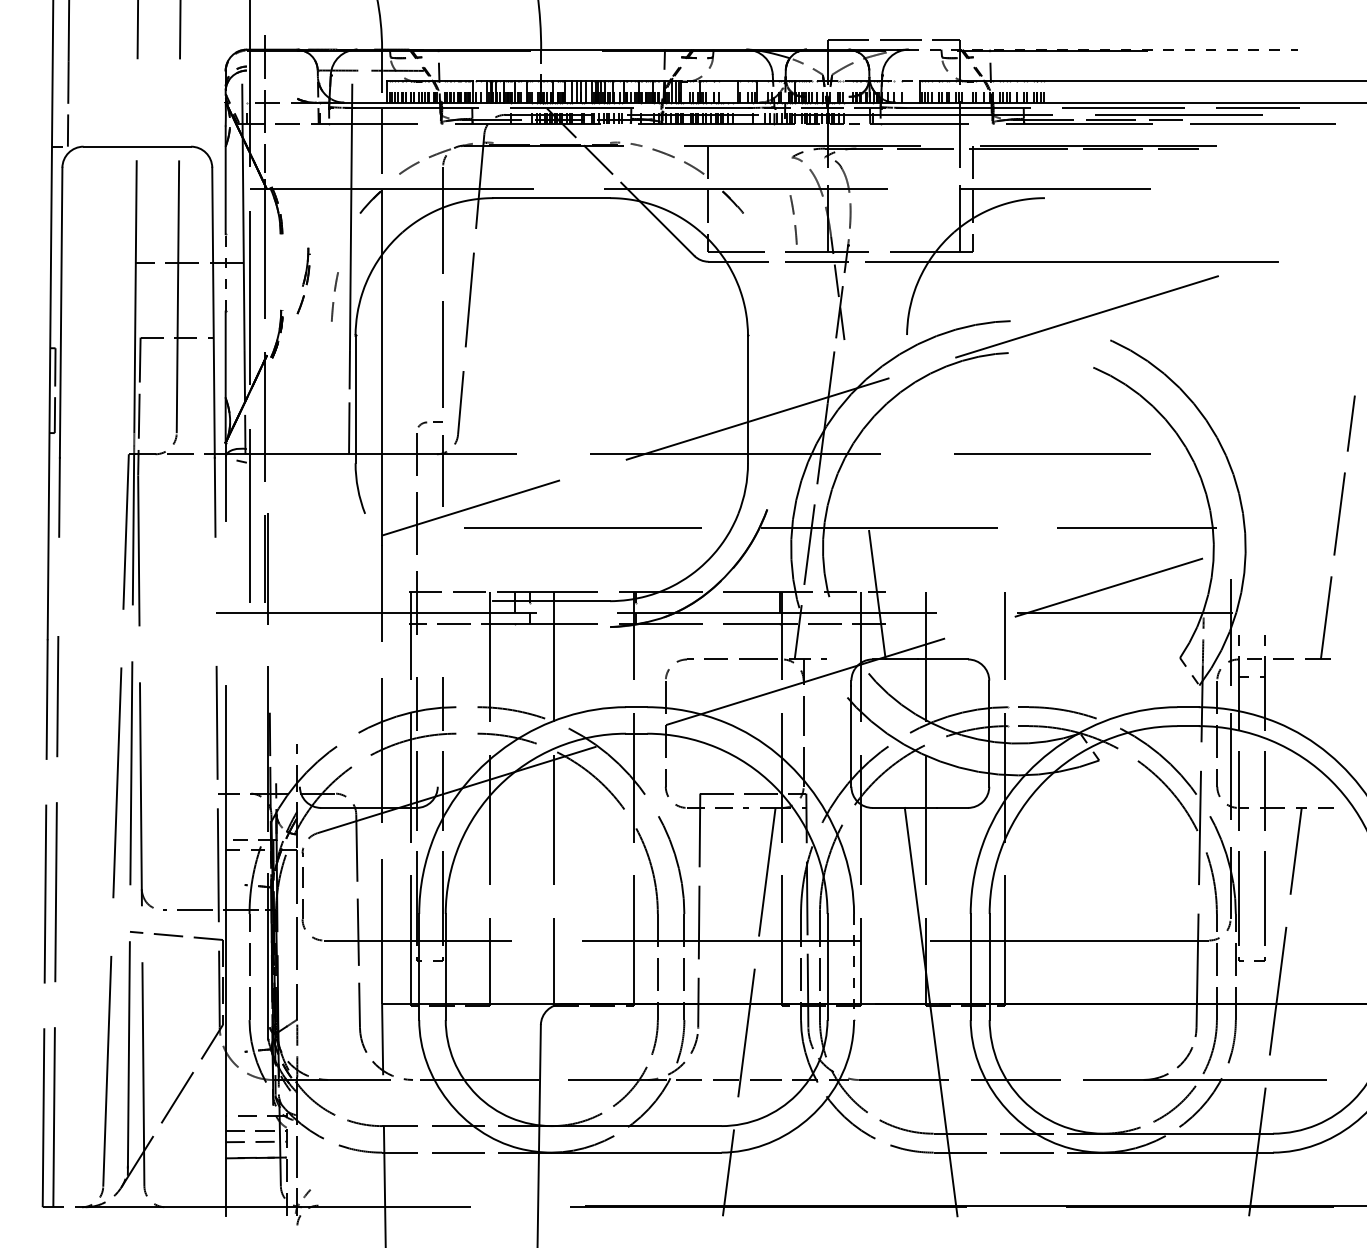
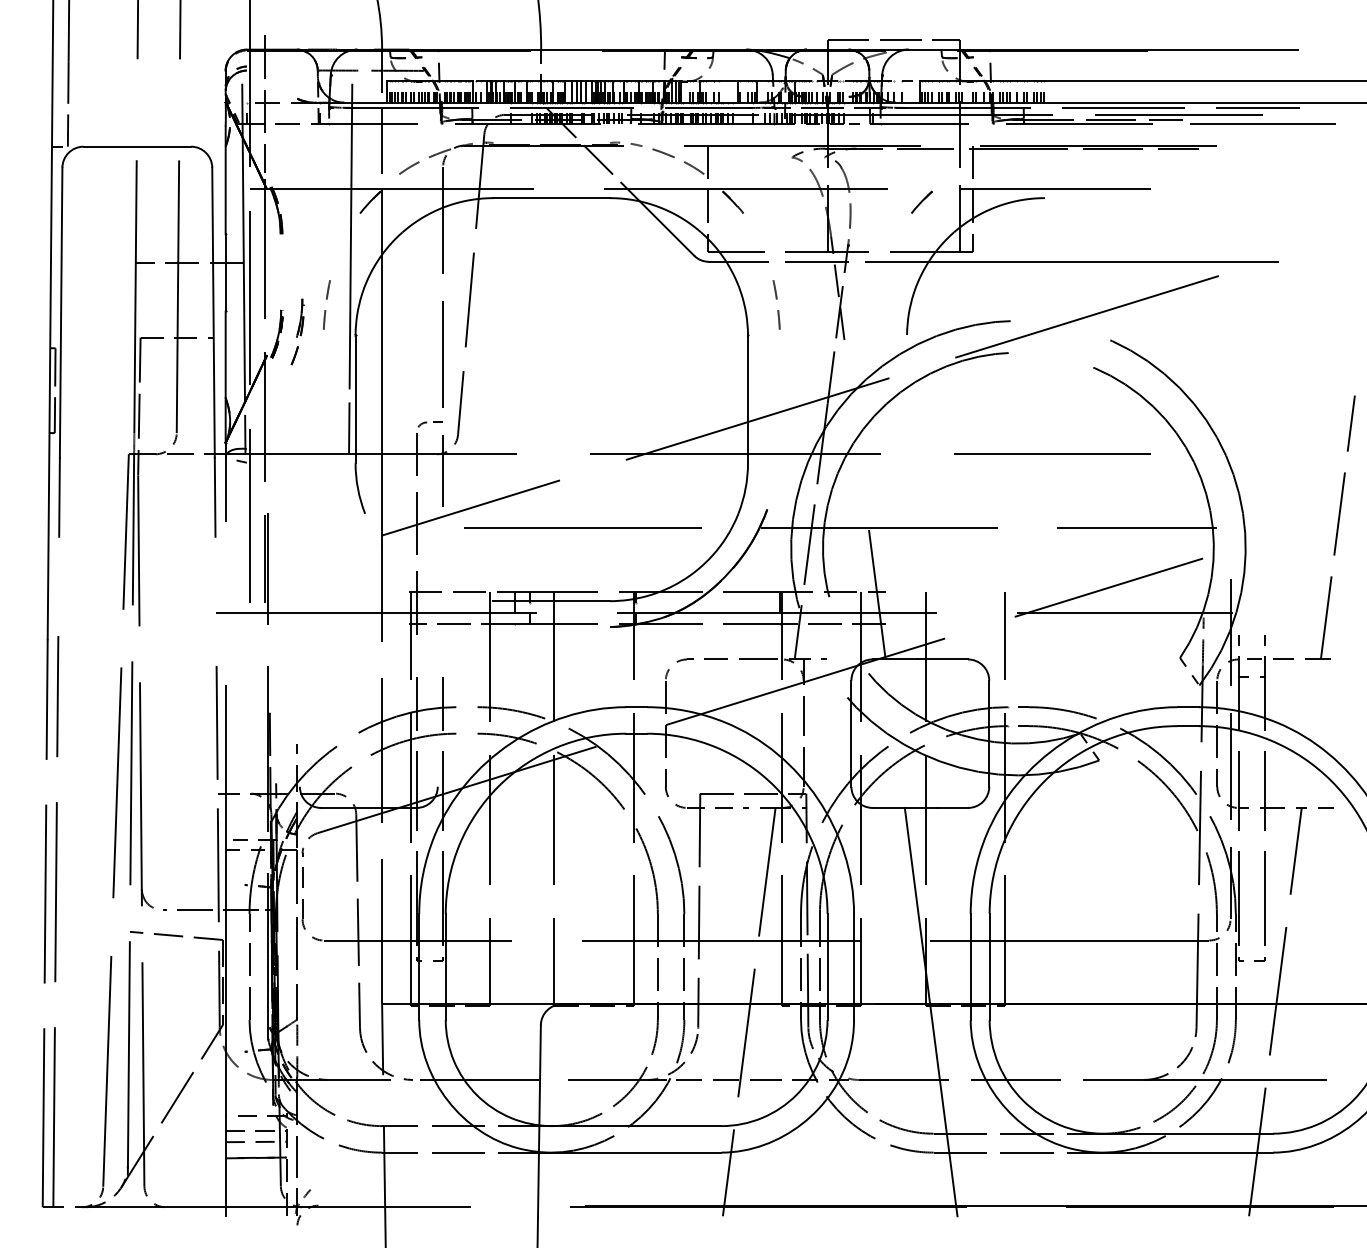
line: dashed -> solid (1103, 49)
line: none -> present (921, 201)
curve position: (793, 214) -> (776, 299) (776, 299)
line: dashed -> solid (225, 271)
part position: (303, 280) -> (297, 331) (297, 331)
curve position: (334, 291) -> (326, 299) (326, 299)
line: dashed -> solid (854, 967)
